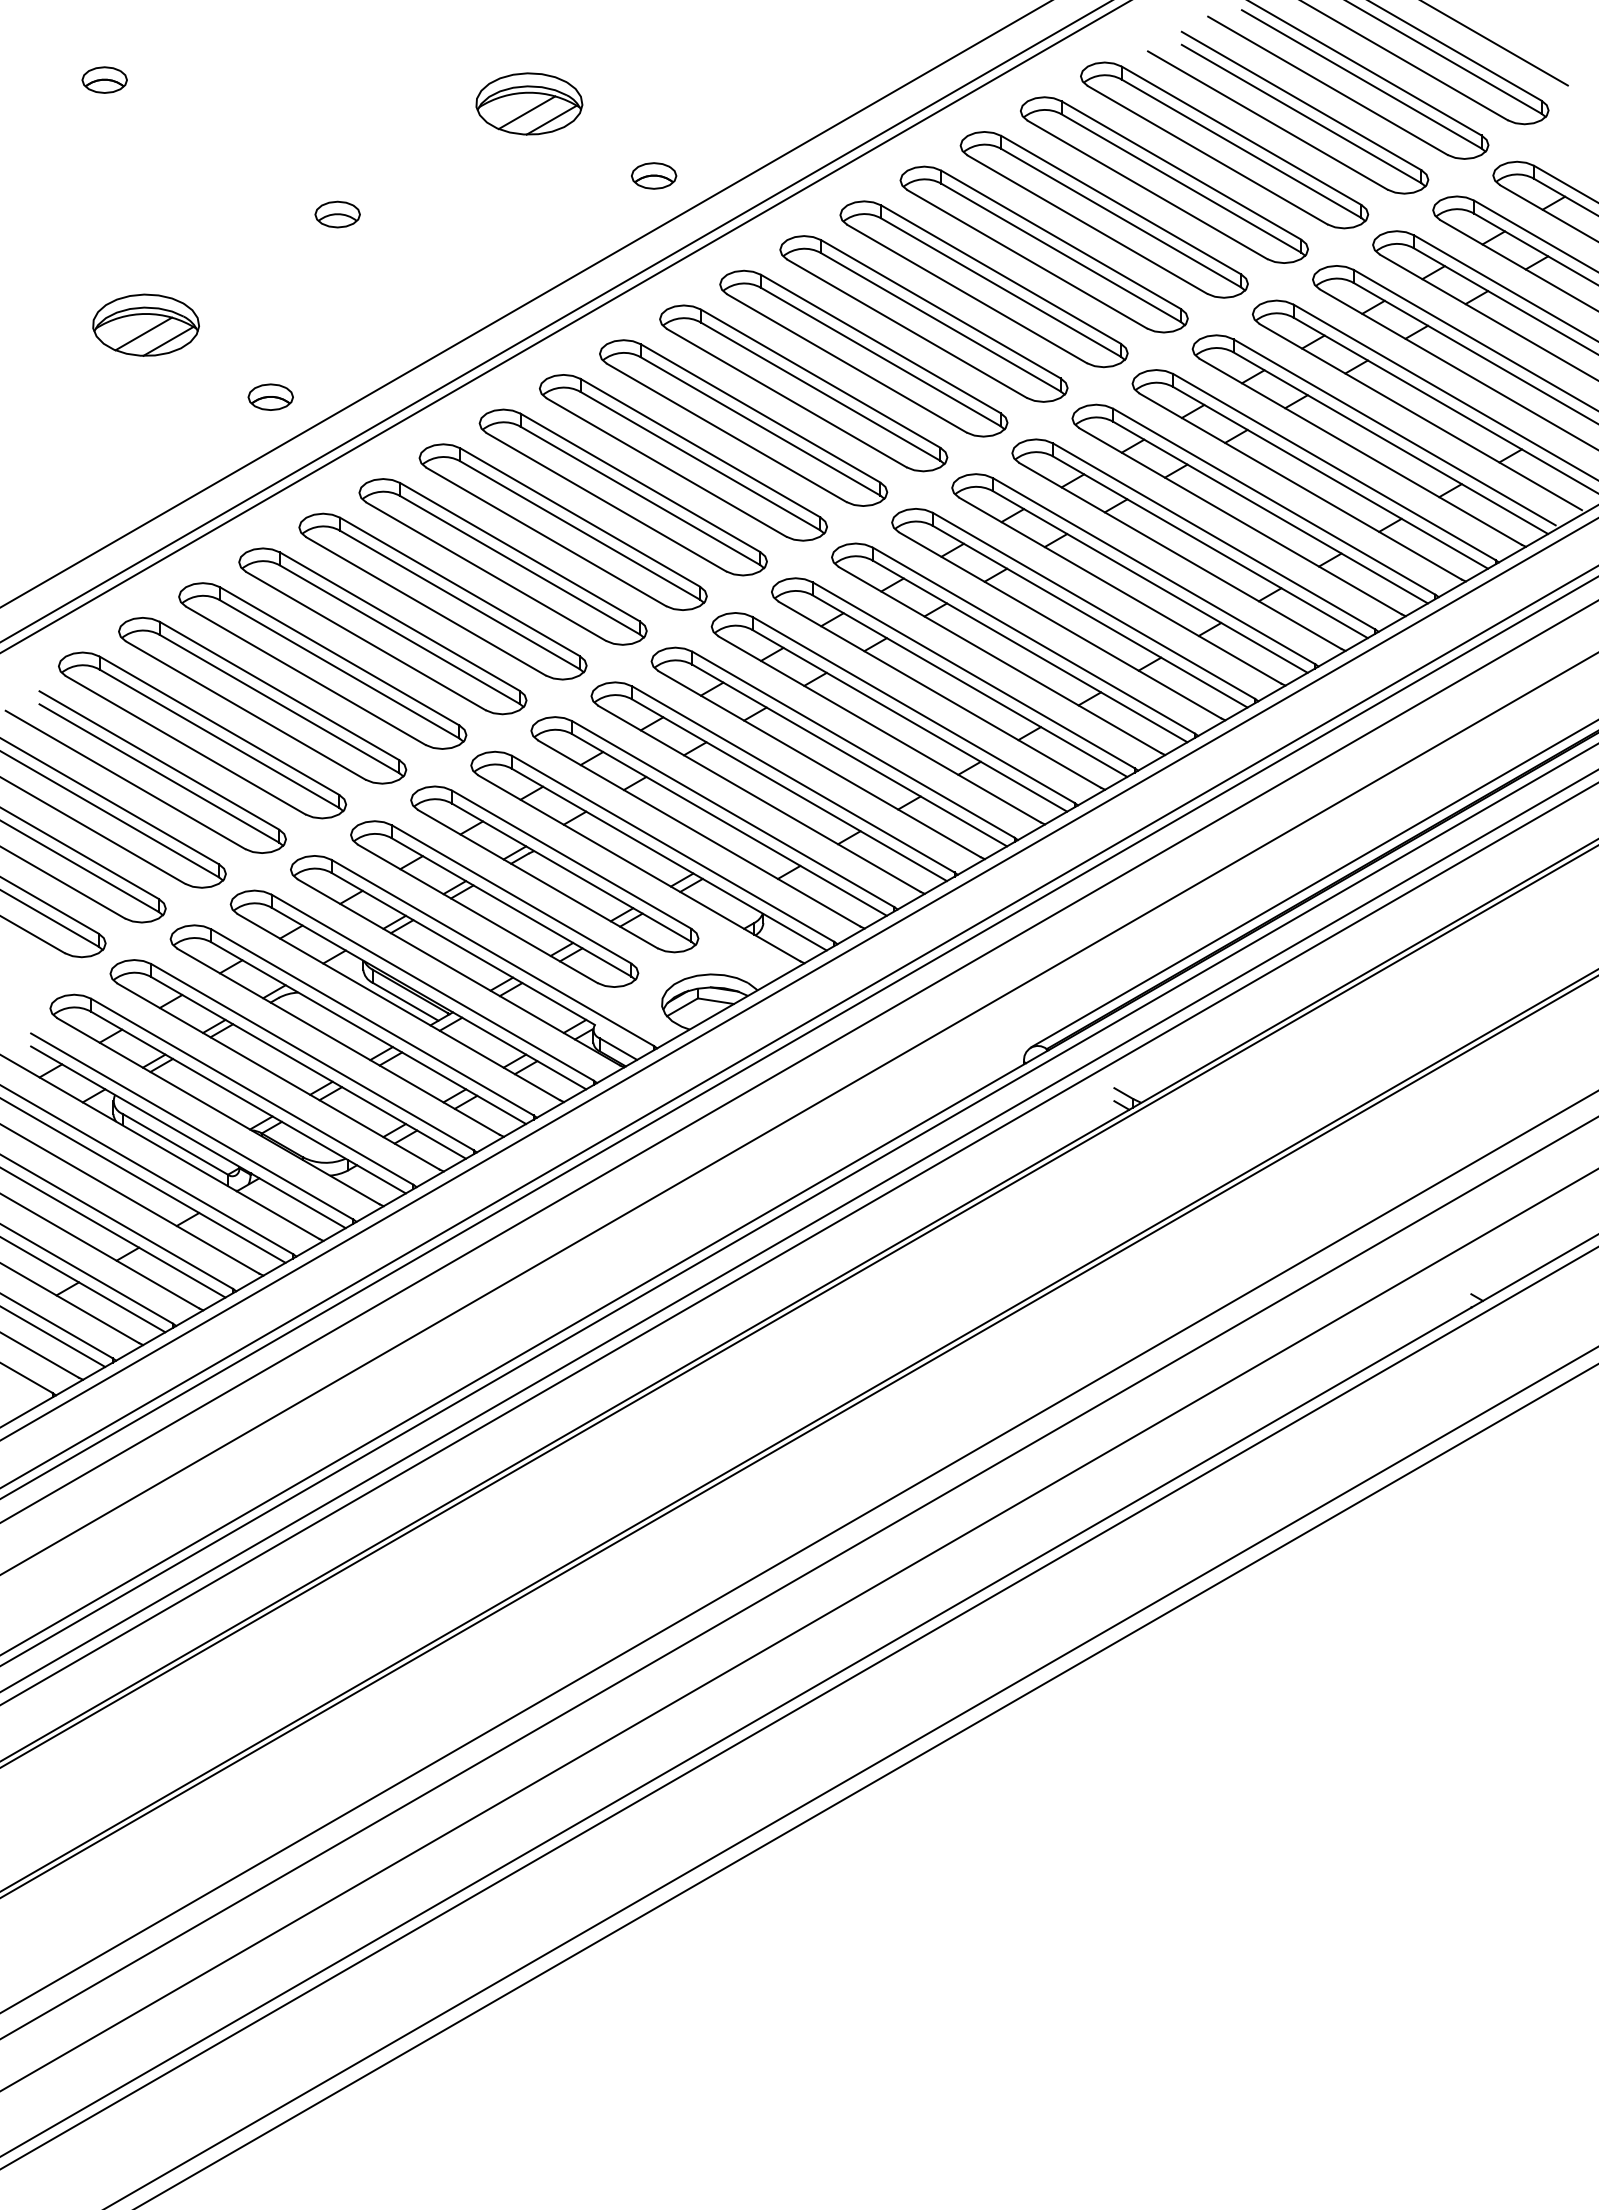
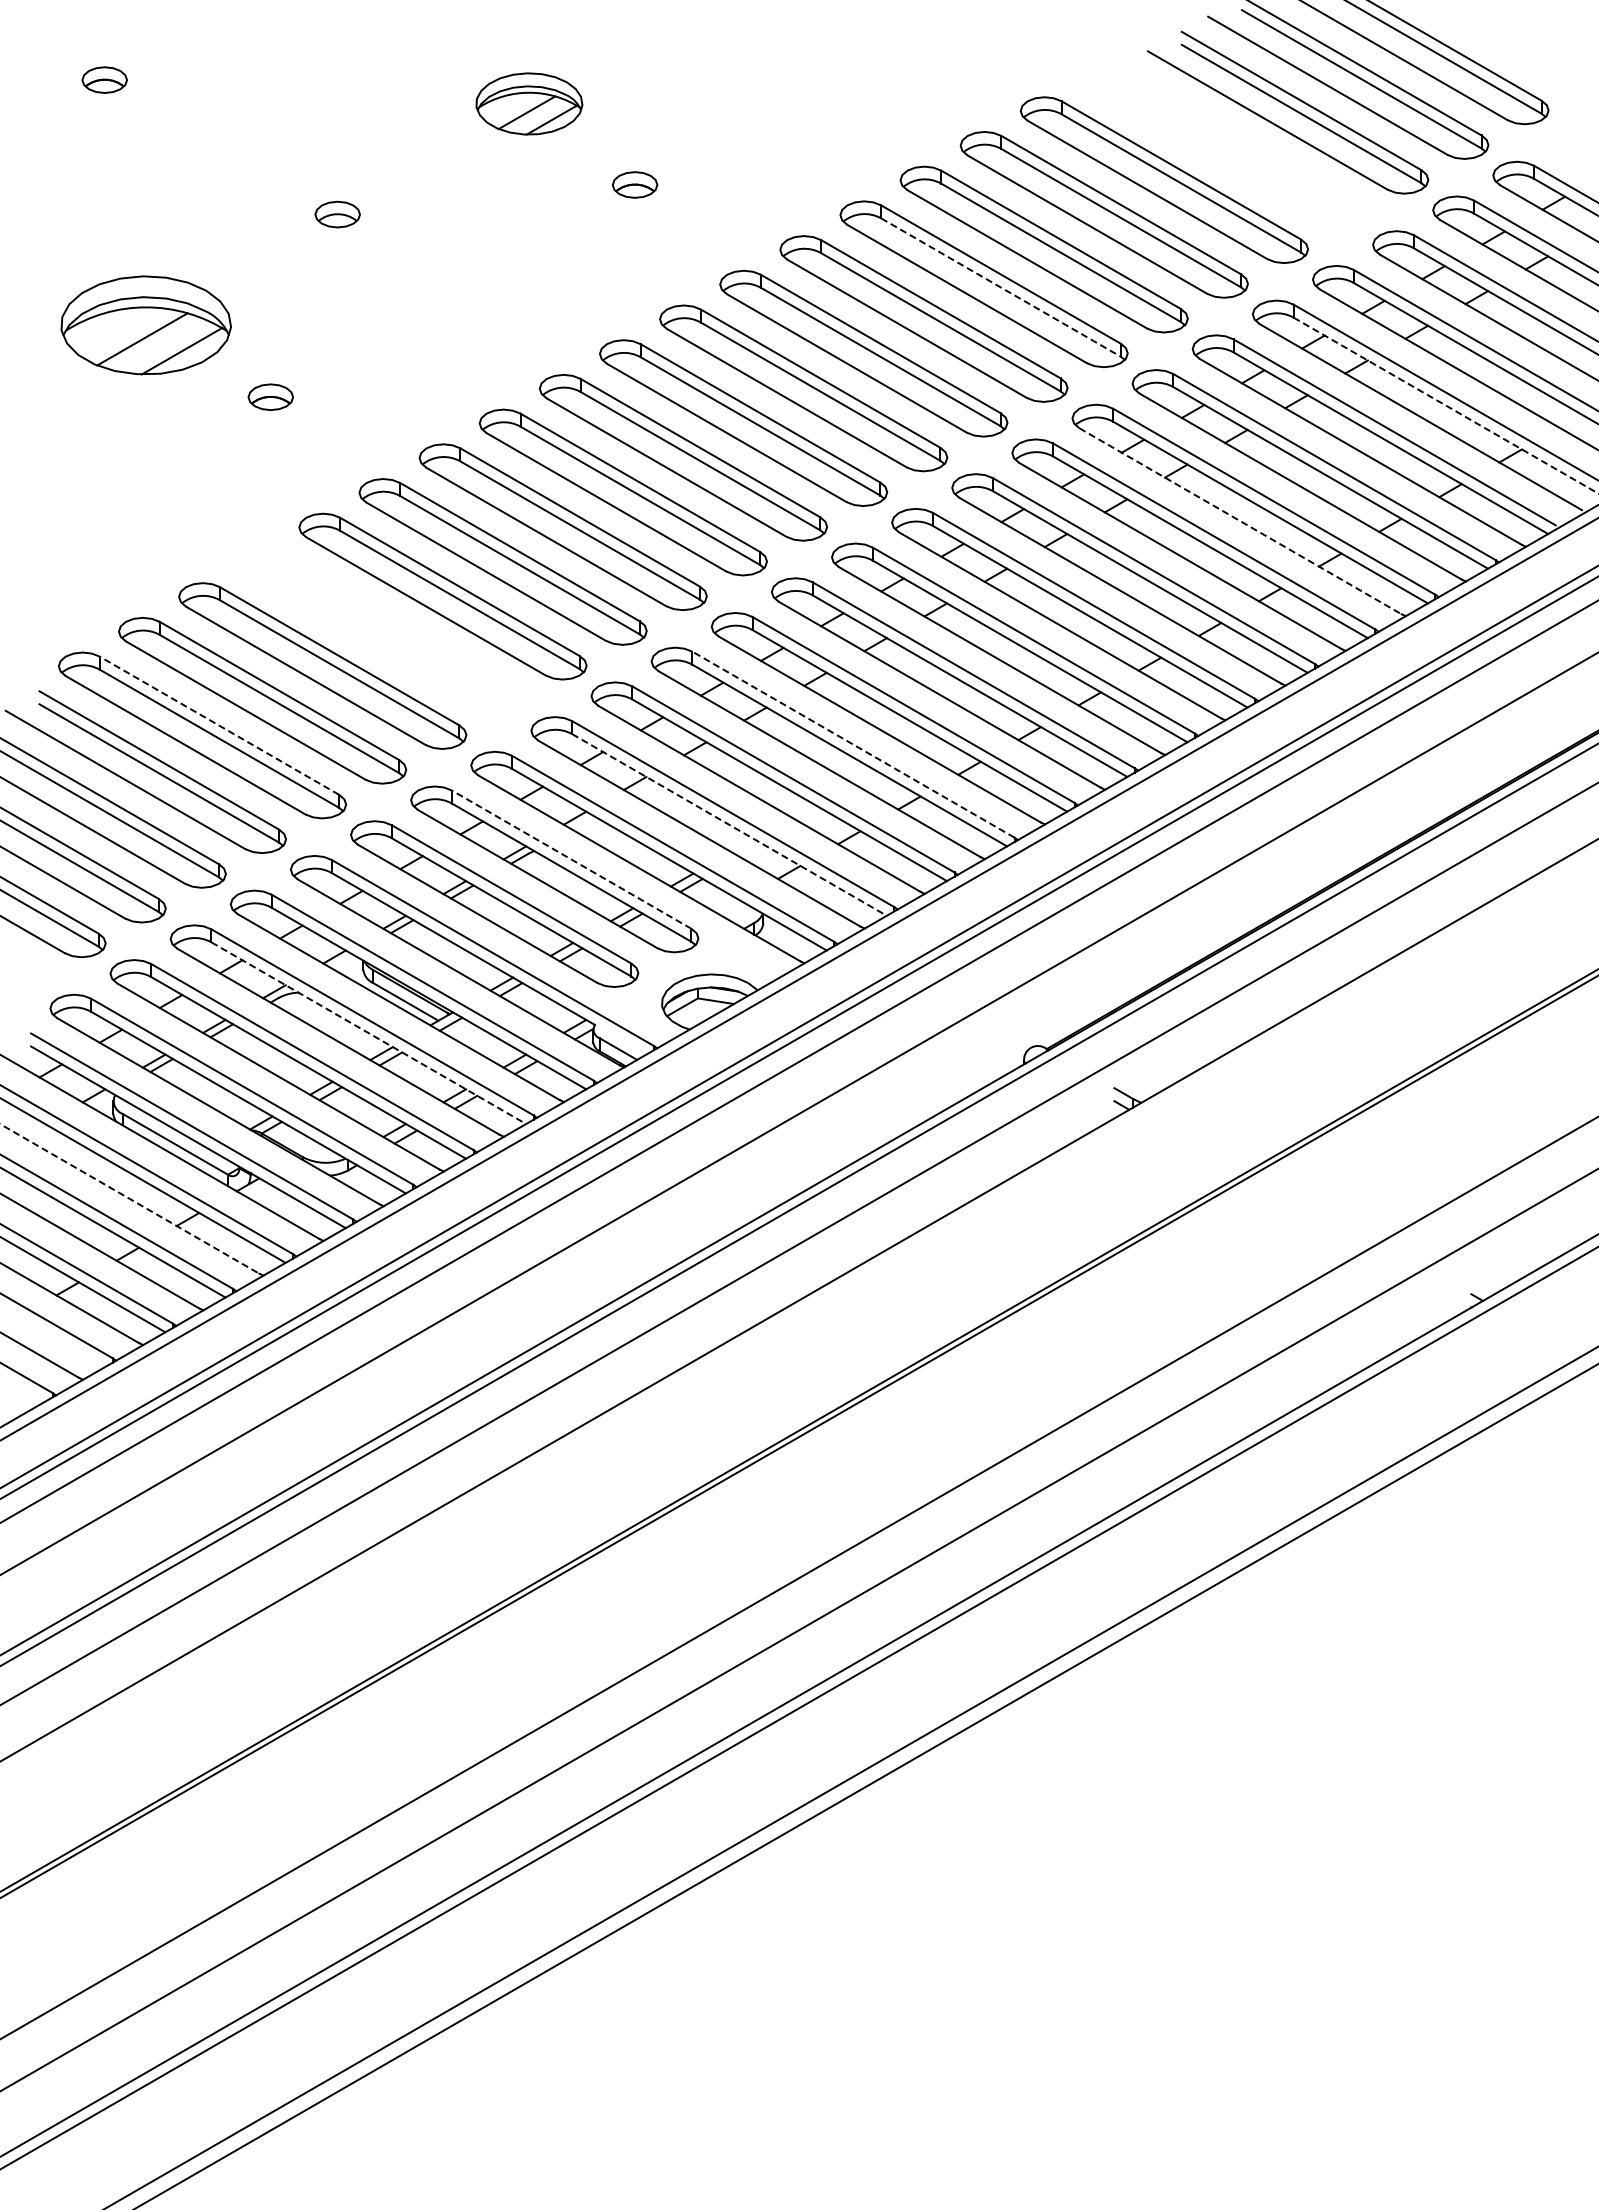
line: present -> none (1495, 43)
part: present -> none (1224, 145)
part position: (654, 175) -> (635, 184) (635, 184)
line: solid -> dashed (1001, 287)
line: present -> none (525, 304)
line: present -> none (555, 321)
part size: 108x64 px -> 172x101 px (145, 325)
line: present -> none (564, 326)
line: solid -> dashed (1446, 405)
line: solid -> dashed (1240, 521)
part: present -> none (382, 631)
line: solid -> dashed (218, 725)
line: solid -> dashed (853, 744)
line: solid -> dashed (729, 824)
line: solid -> dashed (571, 859)
line: present -> none (1312, 884)
line: solid -> dashed (368, 1033)
line: solid -> dashed (129, 1198)
line: present -> none (798, 1230)
line: present -> none (798, 1306)
line: present -> none (53, 1336)
line: present -> none (798, 1551)
